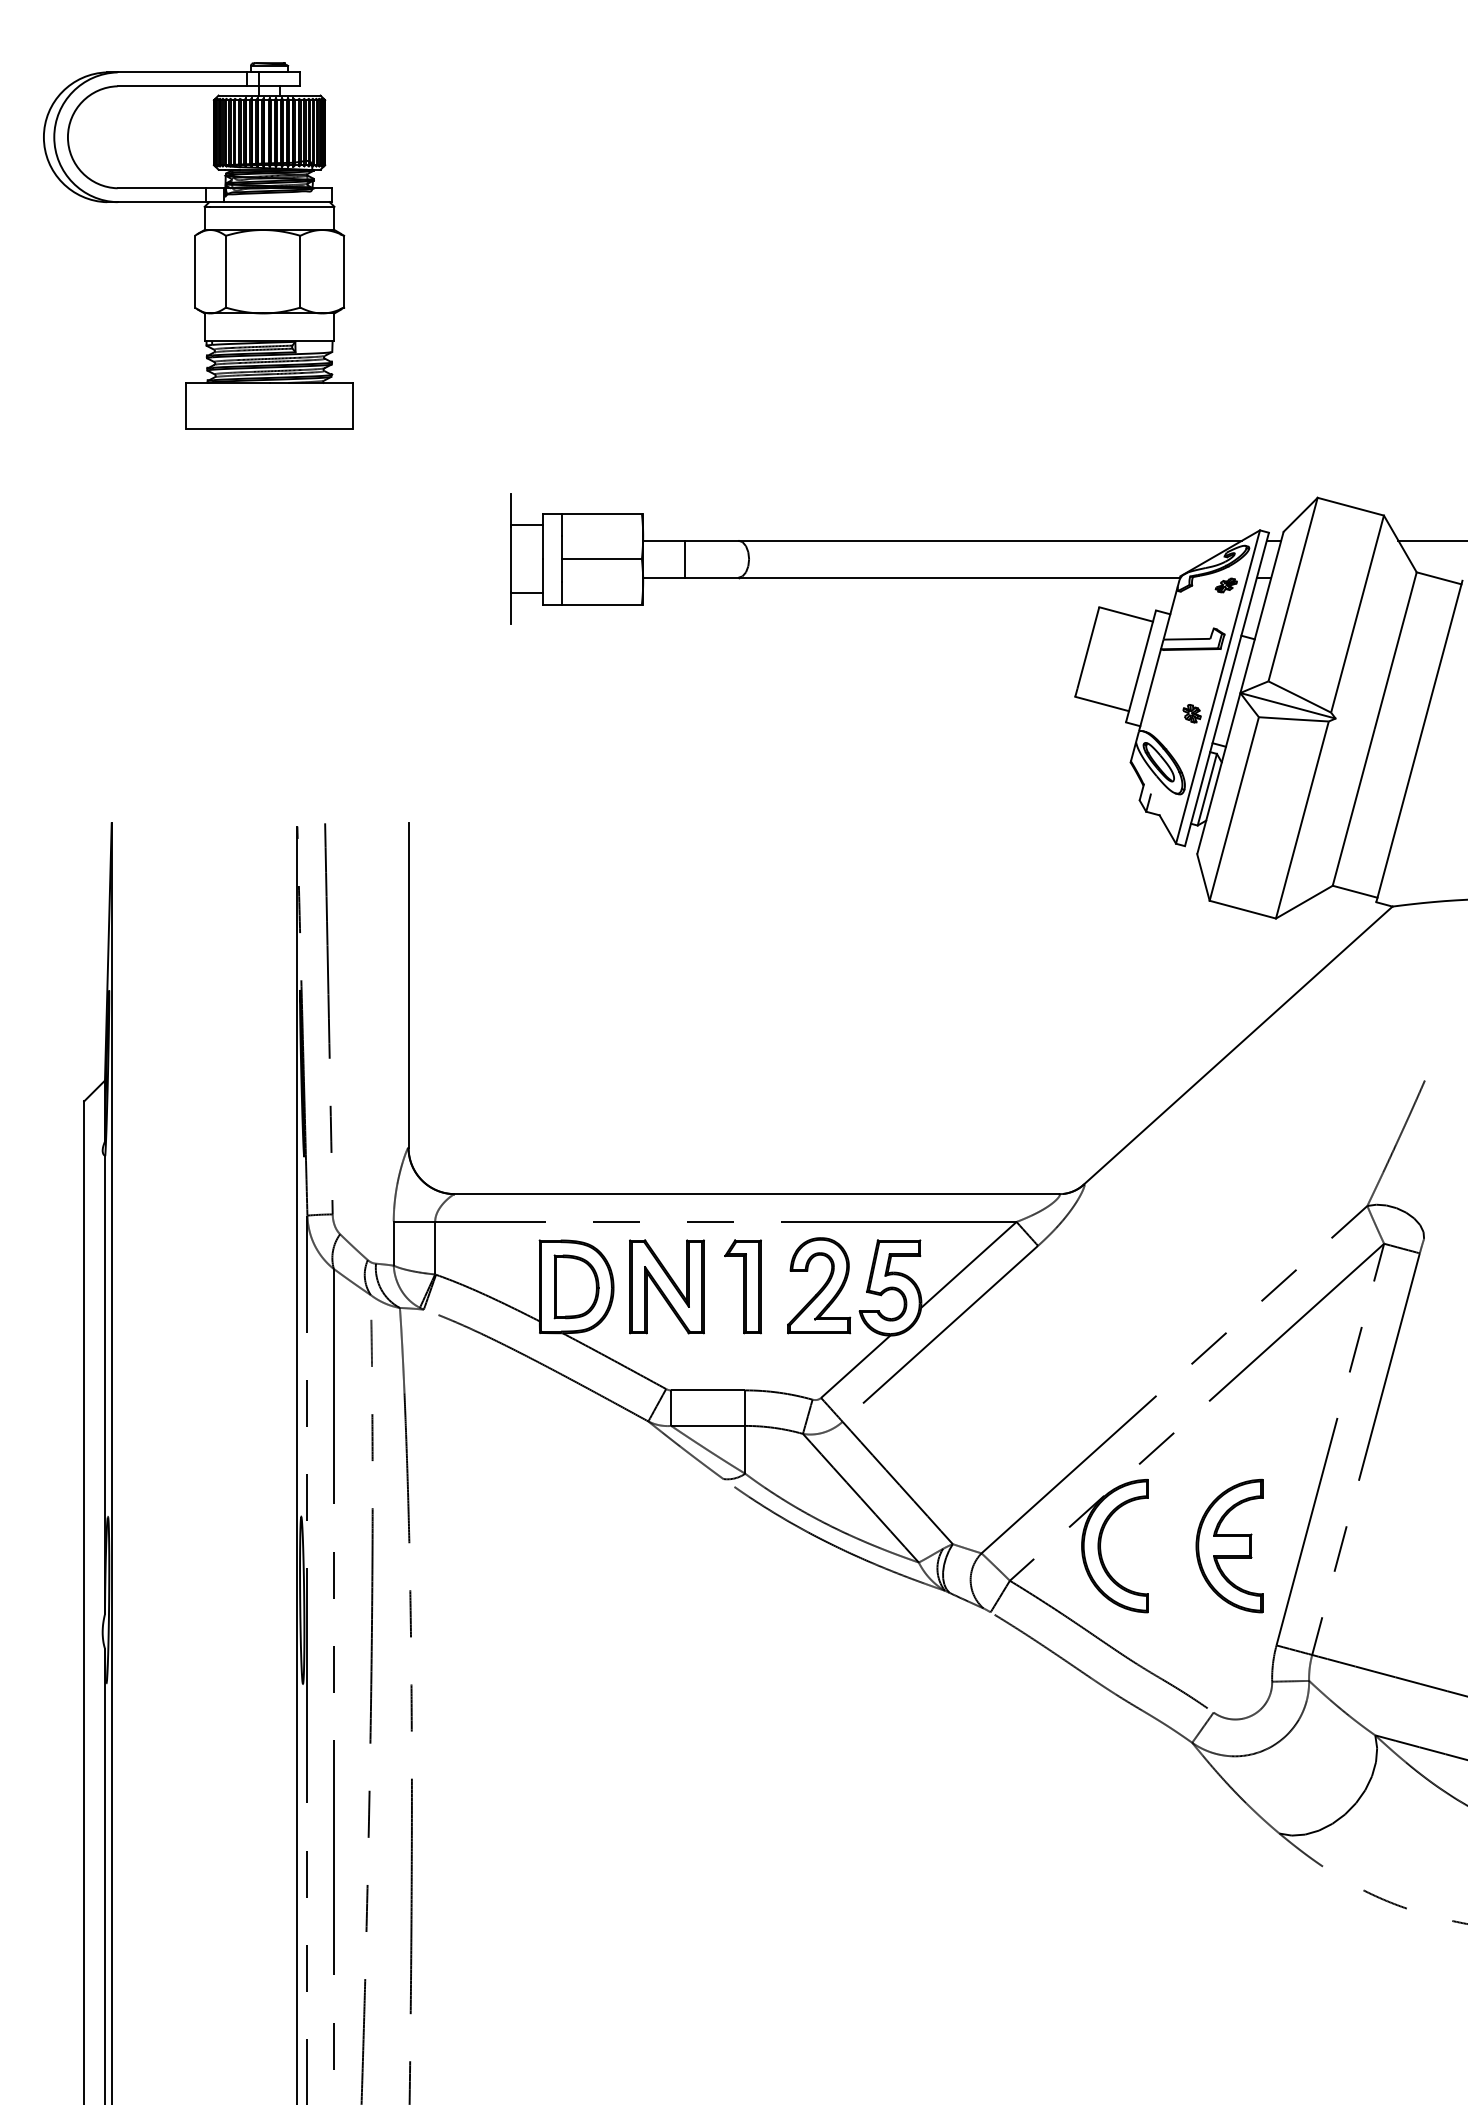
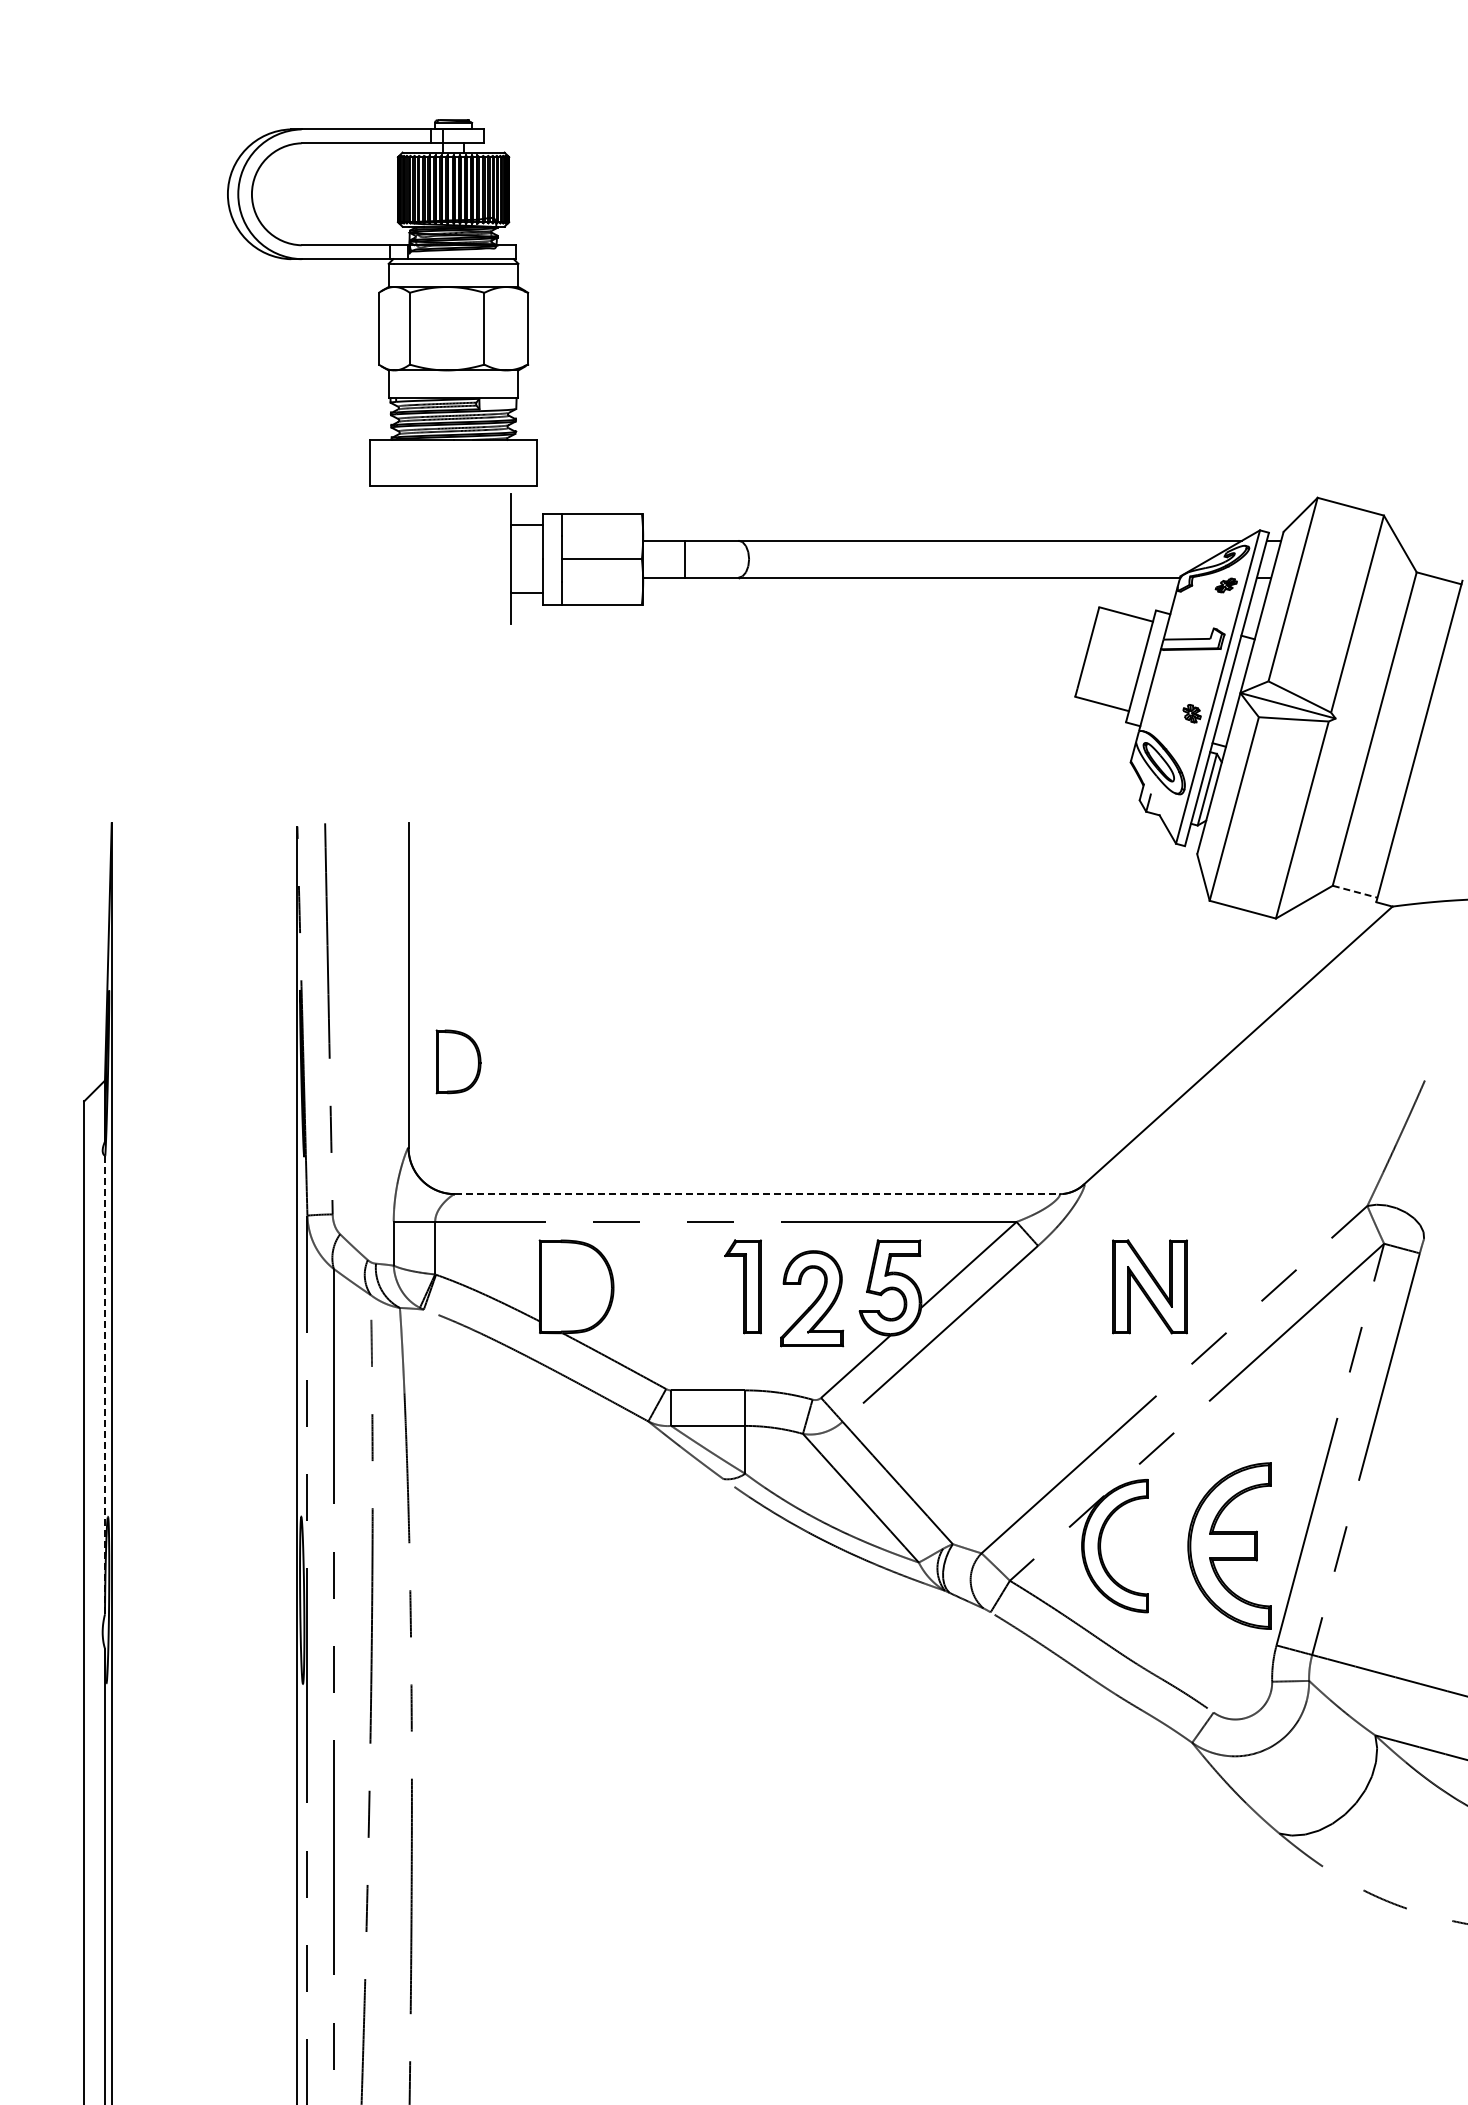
part position: (198, 245) -> (382, 302) (382, 302)
line: present -> none (1431, 540)
line: solid -> dashed (1355, 891)
line: solid -> dashed (757, 1194)
part position: (819, 1285) -> (812, 1298) (812, 1298)
part position: (576, 1286) -> (458, 1061) (458, 1061)
part position: (666, 1286) -> (1149, 1286) (1149, 1286)
line: solid -> dashed (104, 1385)
part size: 69x136 px -> 85x168 px (1229, 1545)
